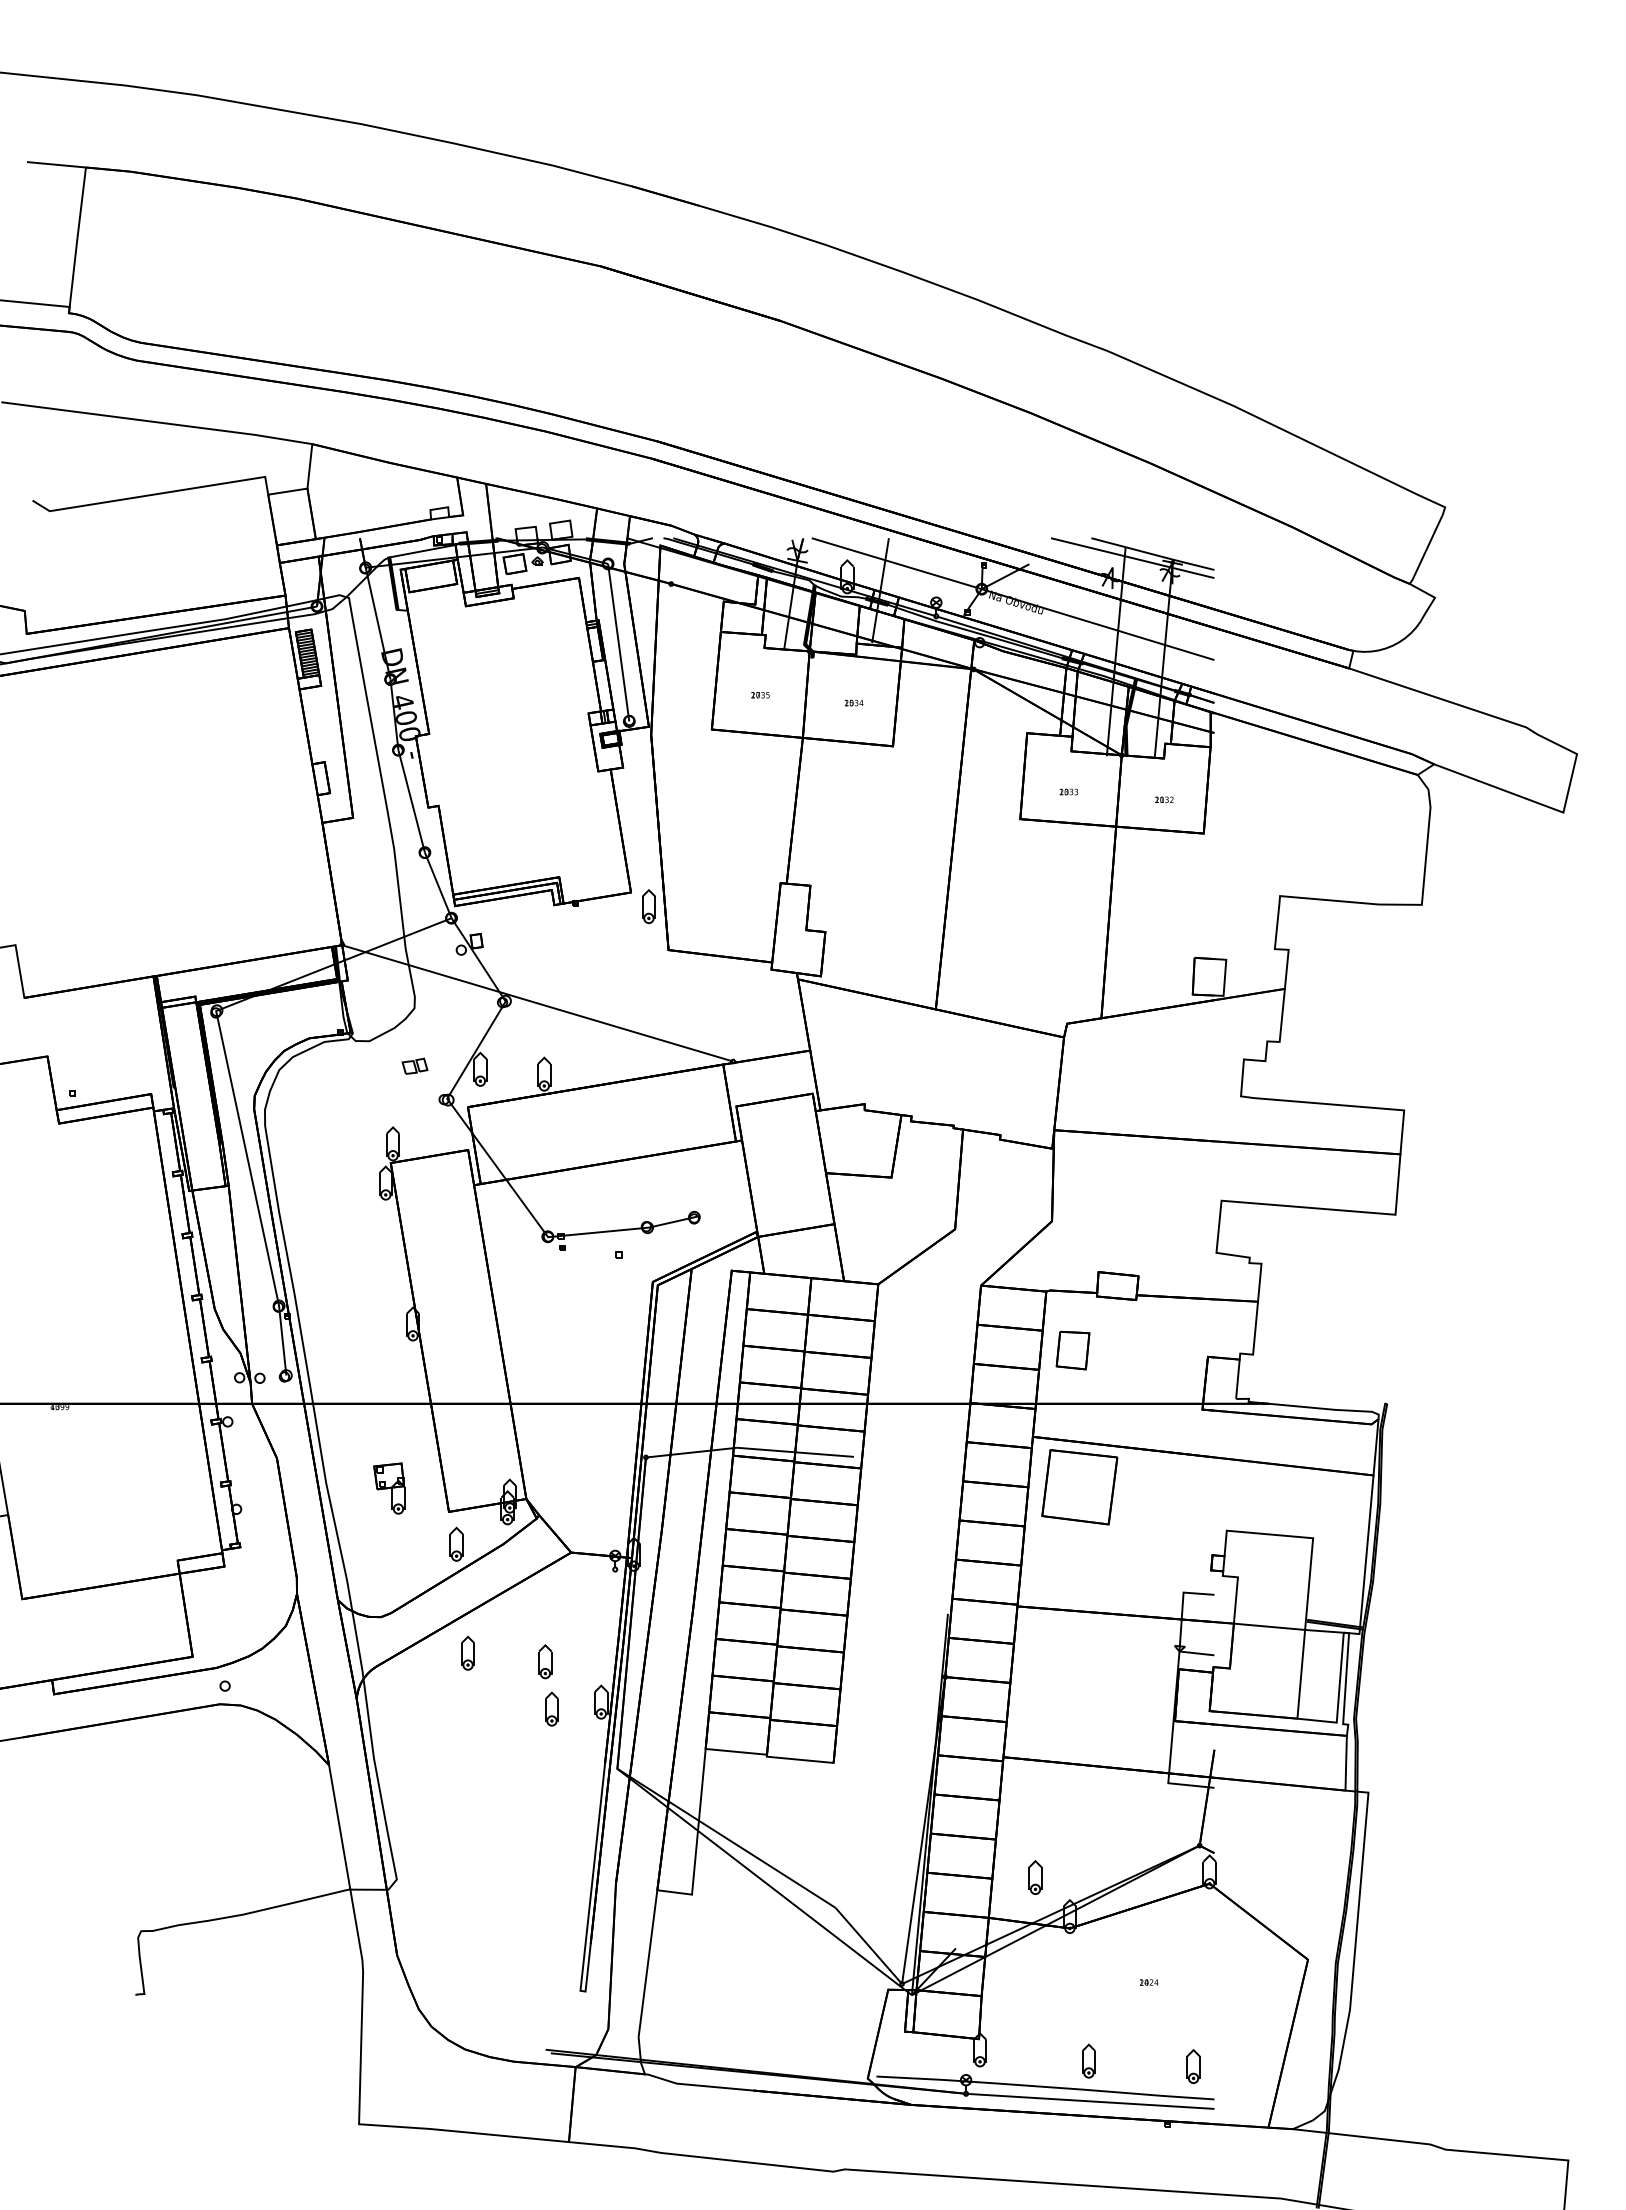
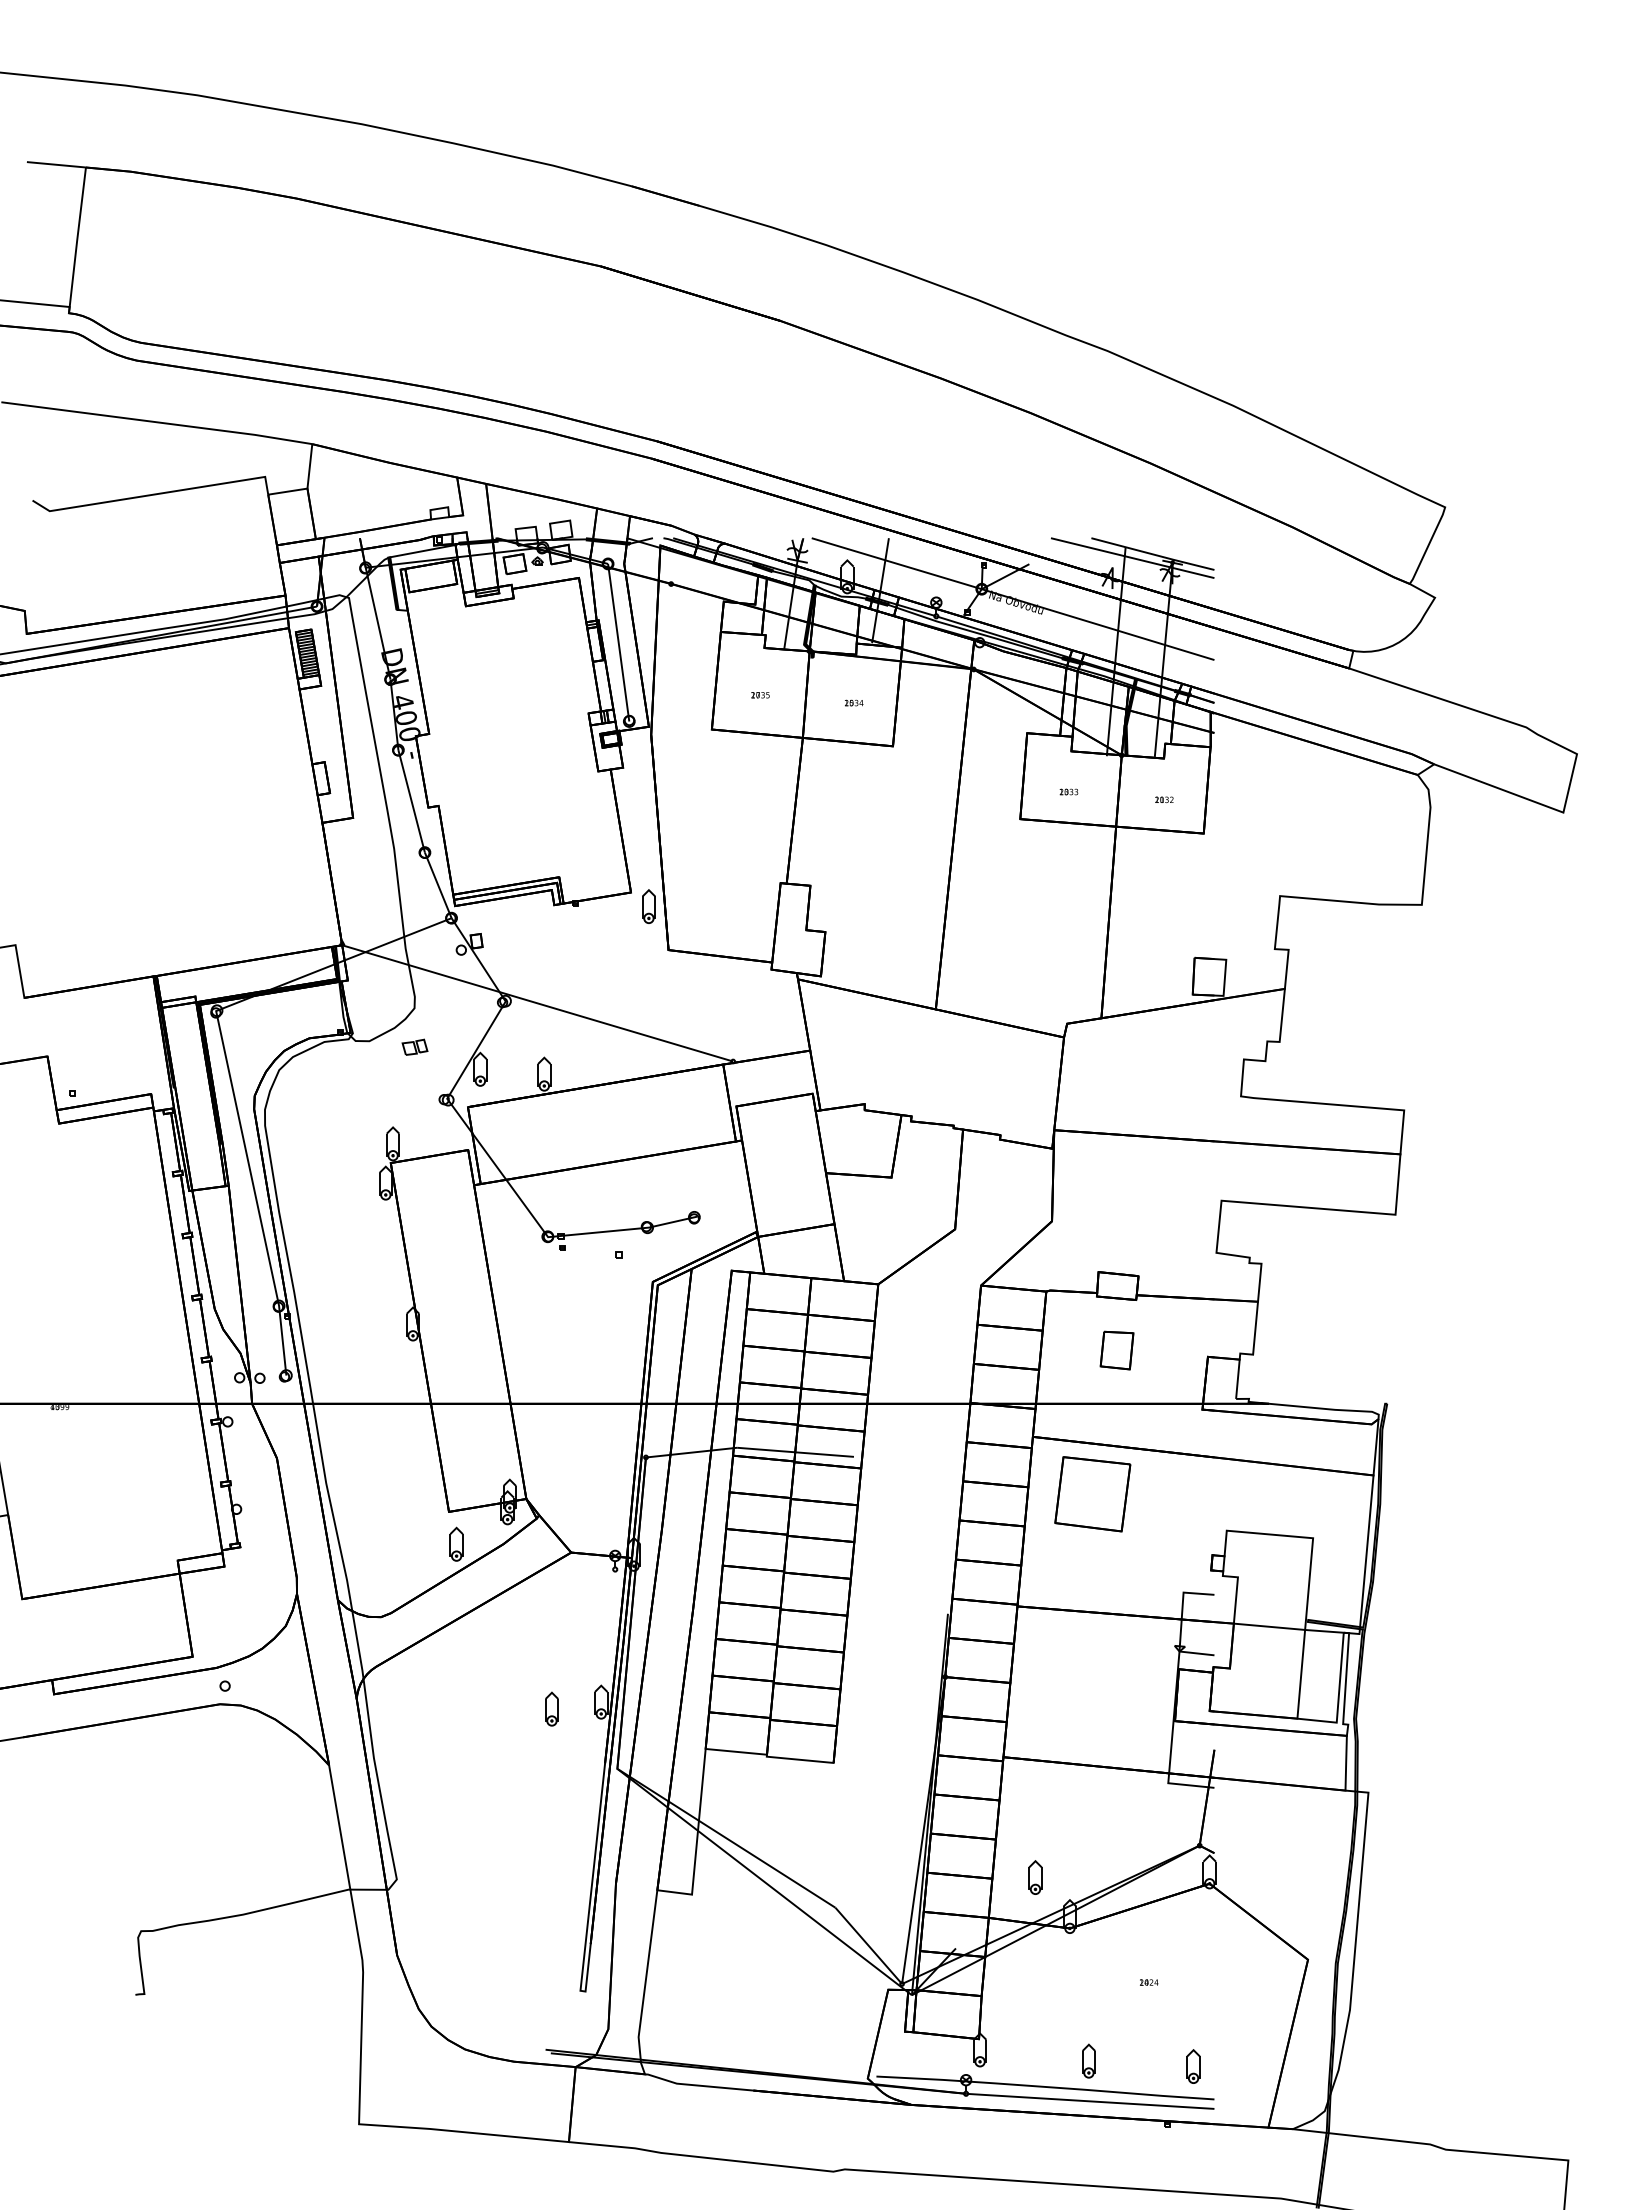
part position: (414, 1065) -> (414, 1046) (414, 1046)
part position: (1072, 1350) -> (1116, 1350) (1116, 1350)
part position: (1079, 1487) -> (1092, 1494) (1092, 1494)
part: present -> none (389, 1488)
part: present -> none (467, 1652)
part: present -> none (545, 1661)
